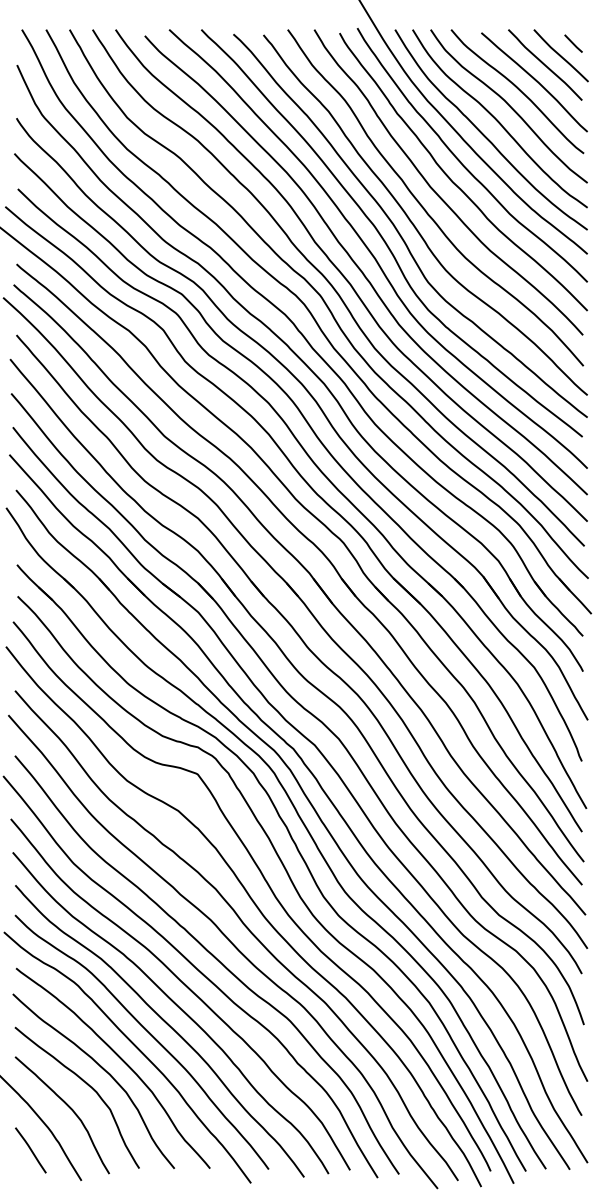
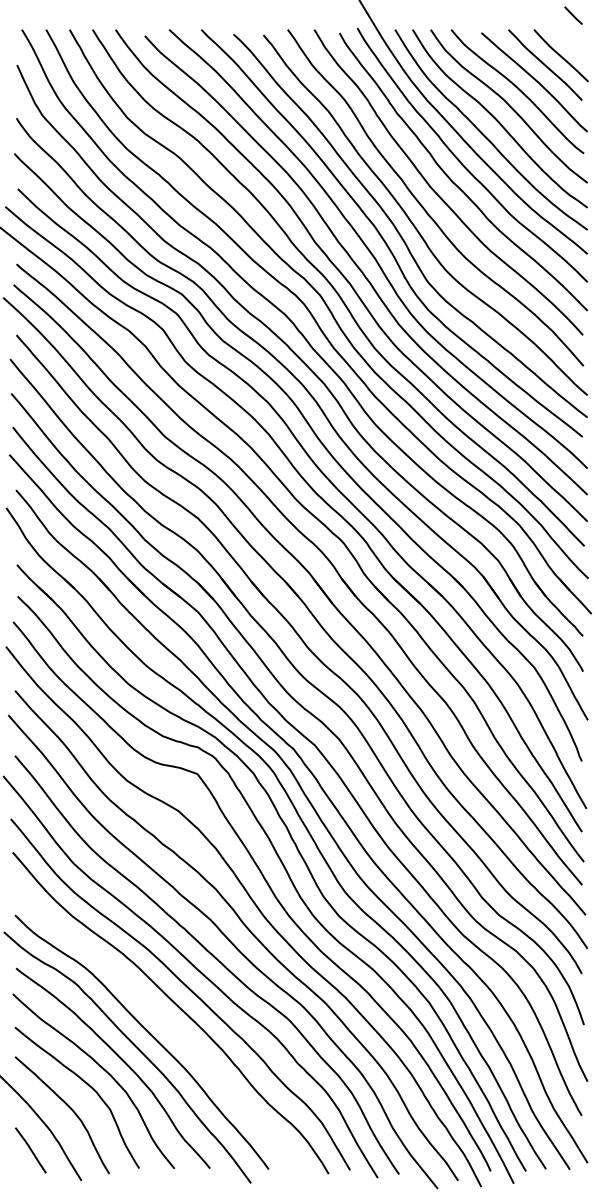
line position: (573, 43) -> (573, 15) (573, 15)
curve: present -> none (166, 1024)
